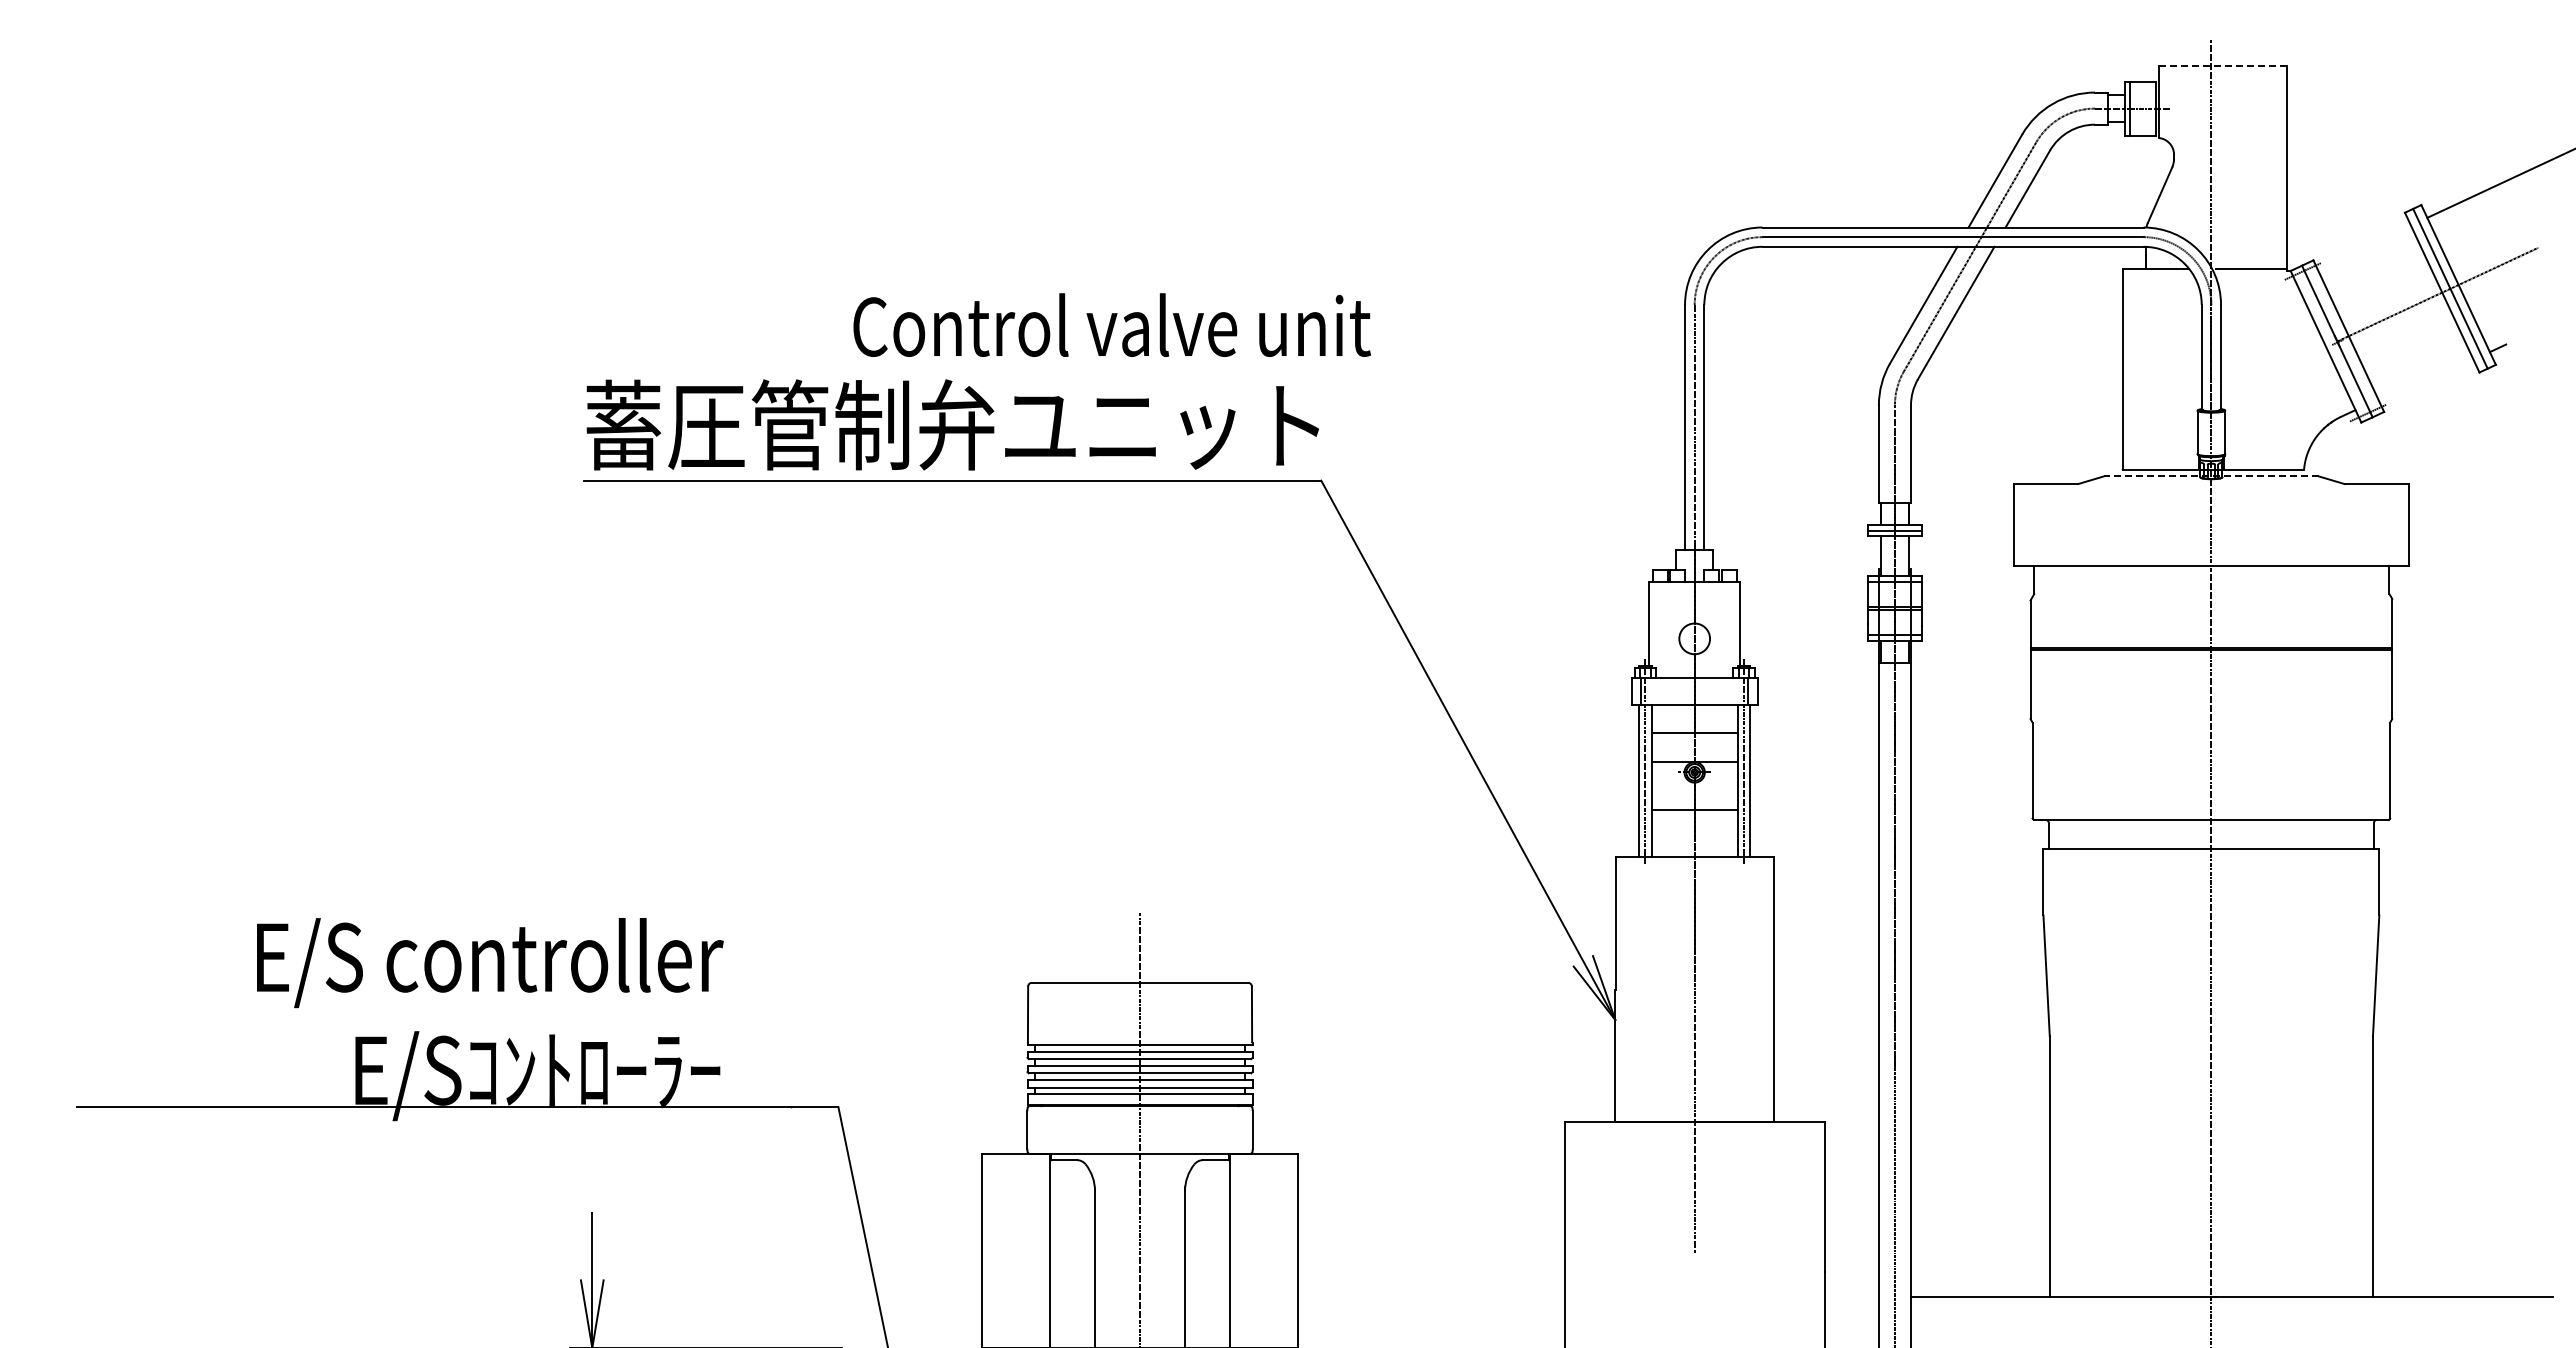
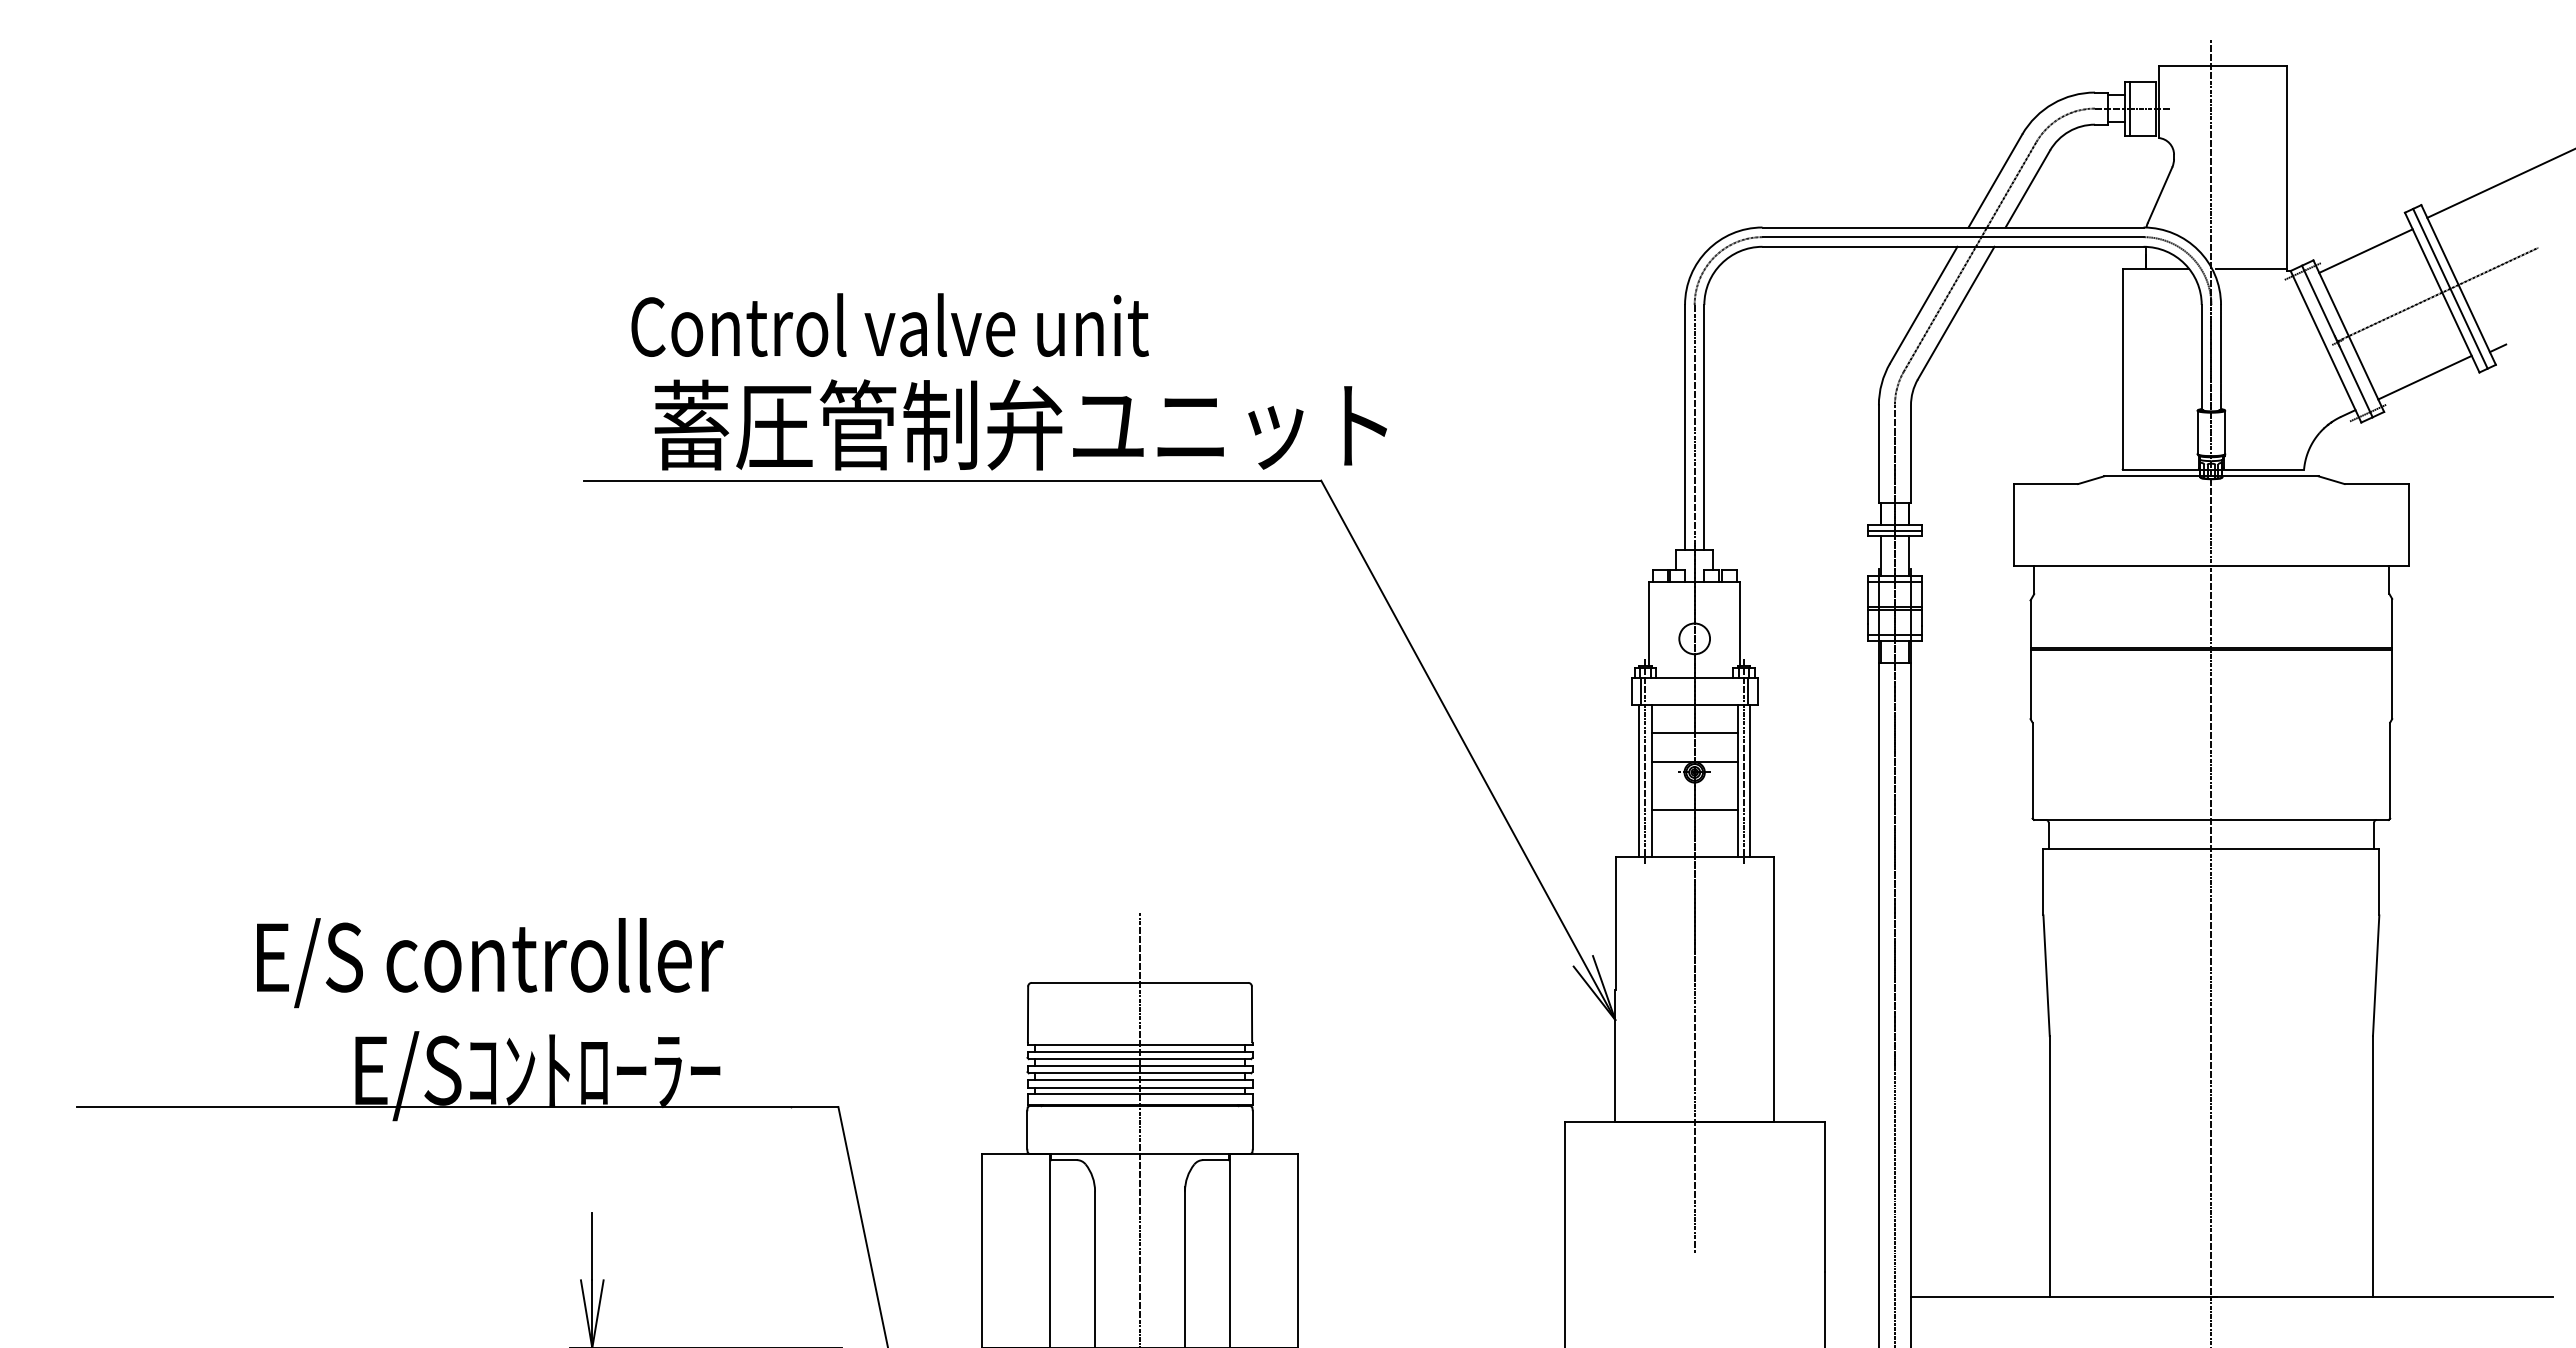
line: dashed -> solid (2222, 66)
line: none -> present (2365, 250)
text position: (1111, 324) -> (889, 324) (889, 324)
line: none -> present (2424, 377)
text position: (952, 424) -> (1020, 424) (1020, 424)
line: dashed -> solid (2210, 476)
